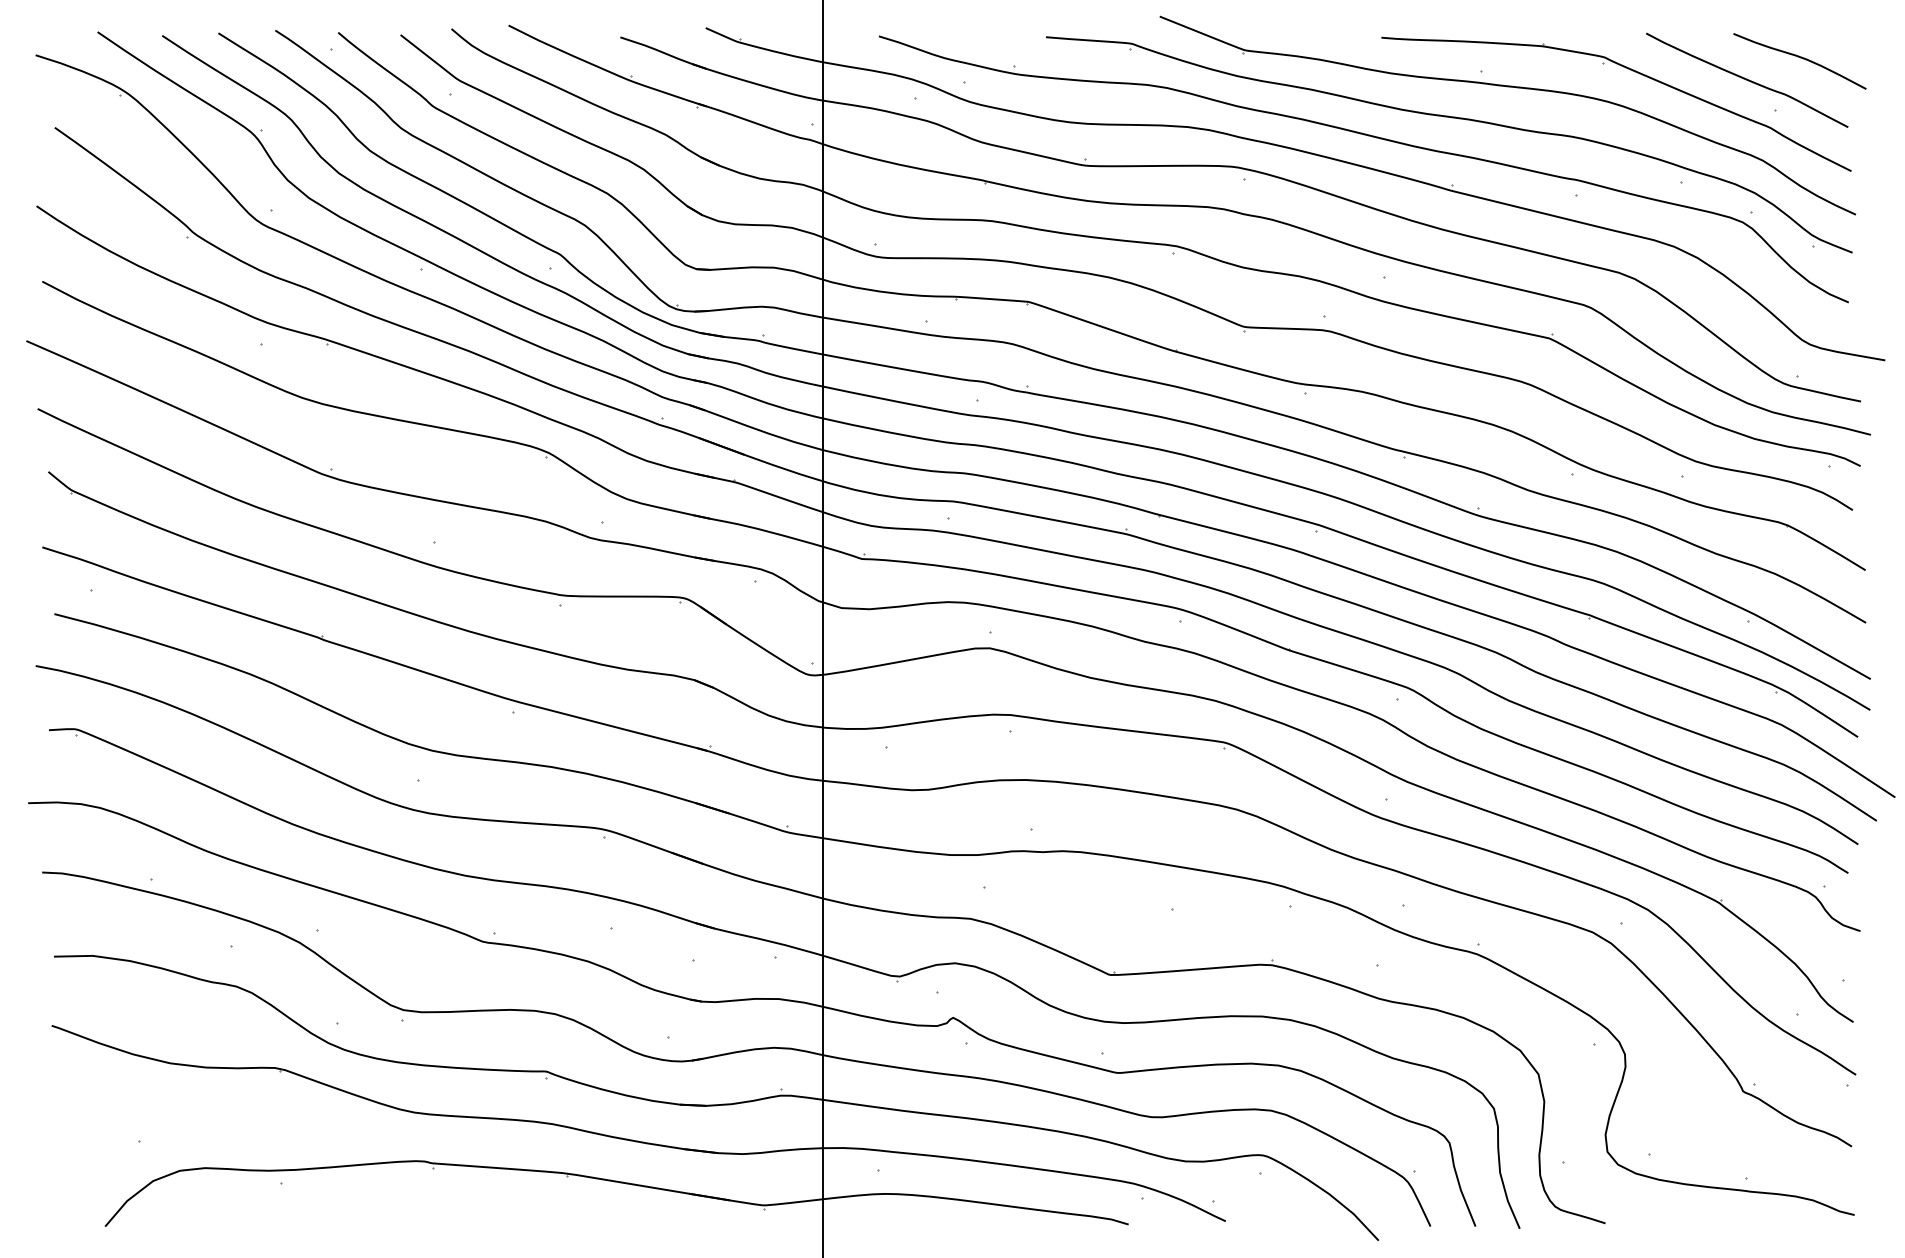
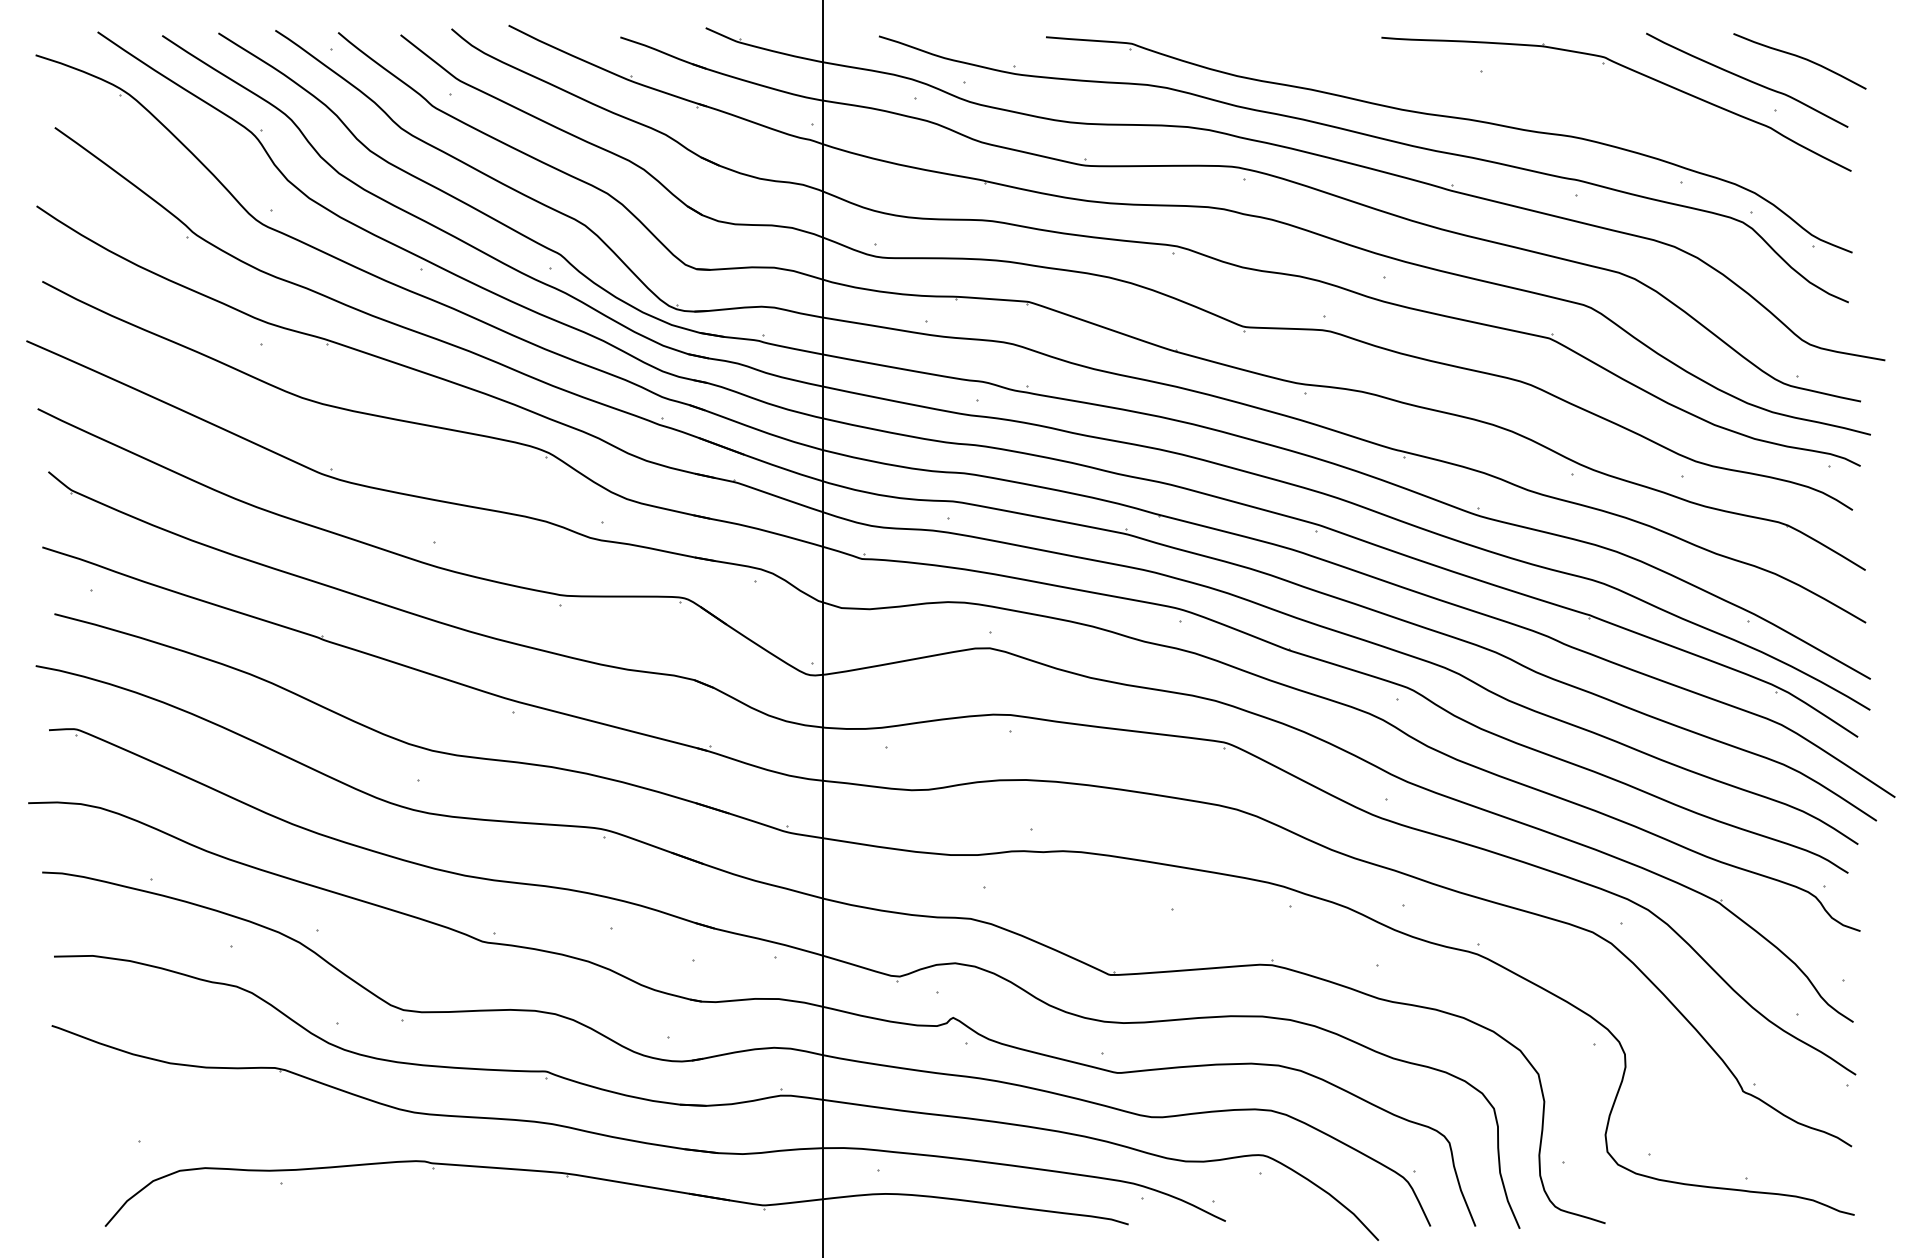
part: present -> none (1507, 87)
